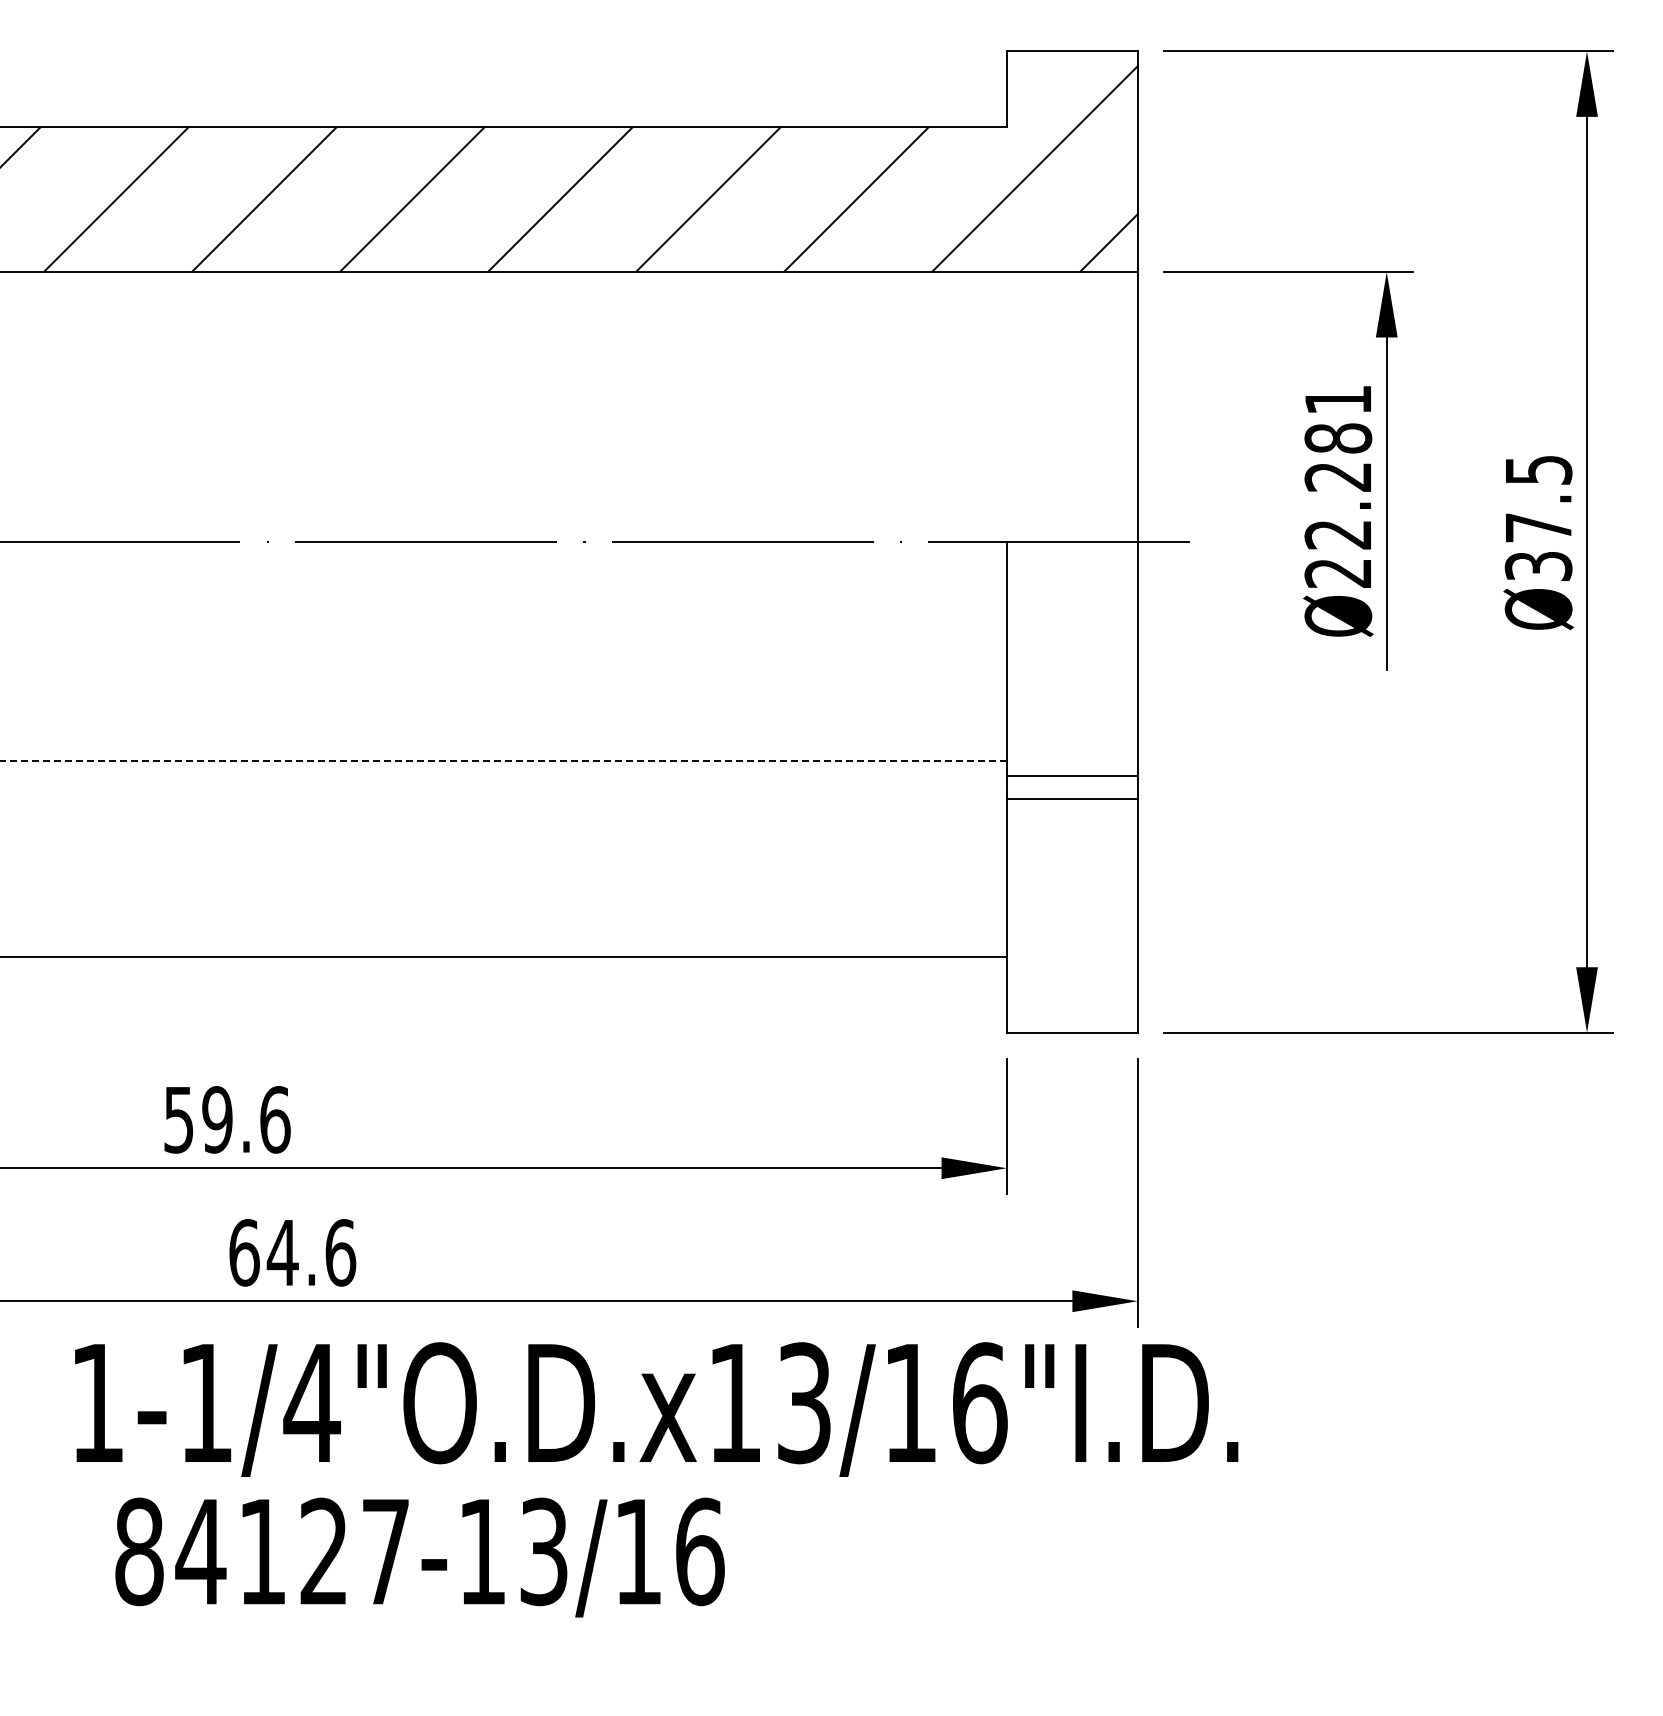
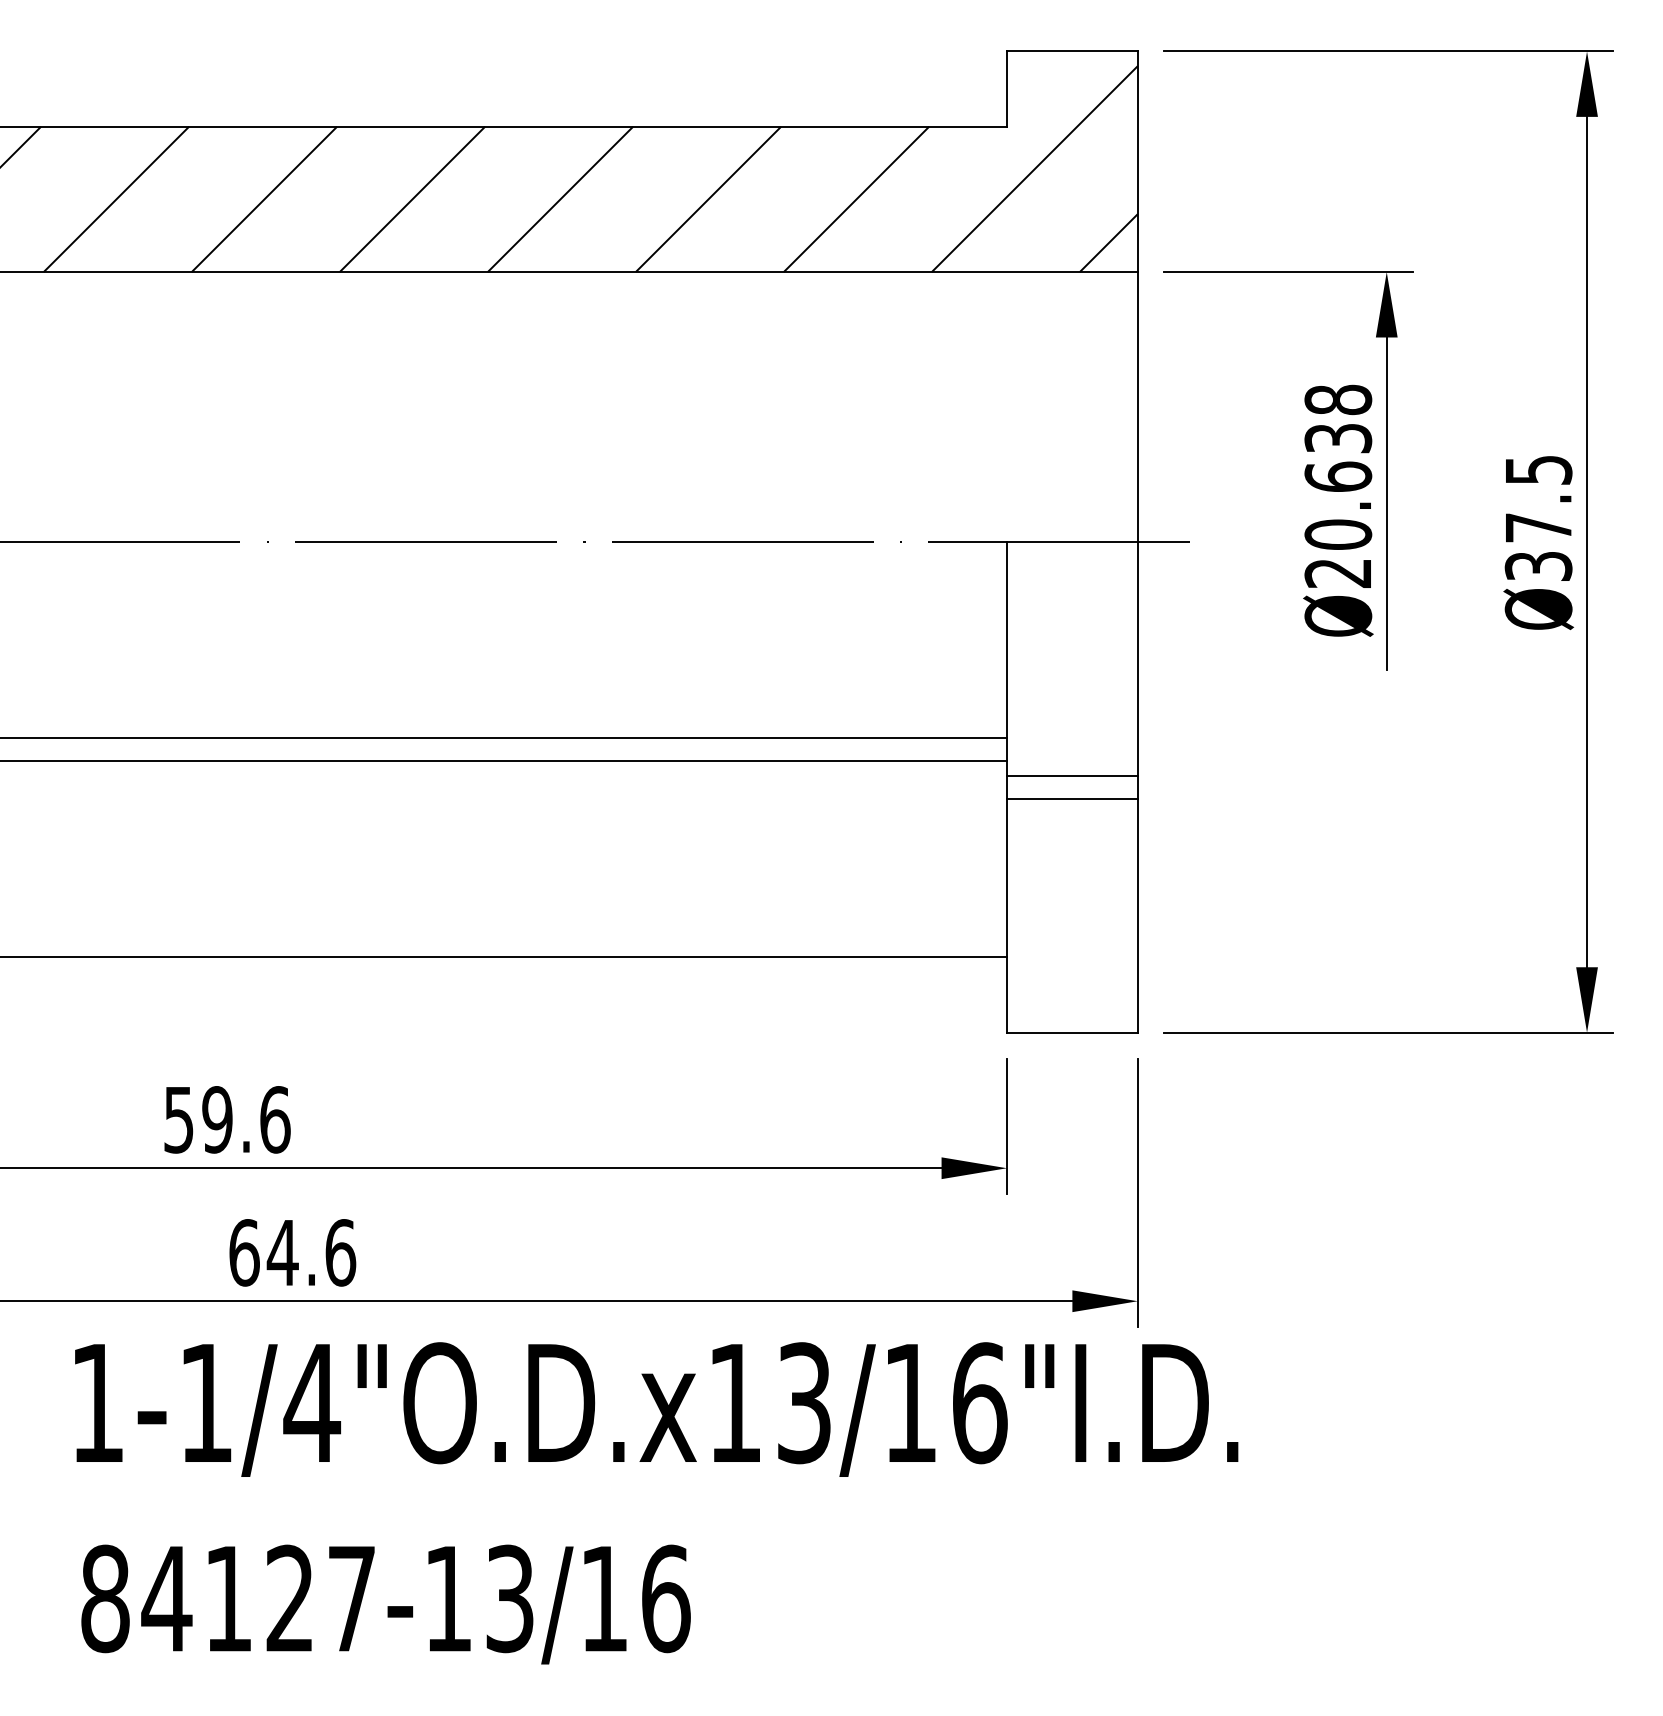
text: Ø22.281 -> Ø20.638 (1338, 466)
line: none -> present (504, 738)
line: dashed -> solid (503, 760)
text position: (419, 1557) -> (385, 1604) (385, 1604)
